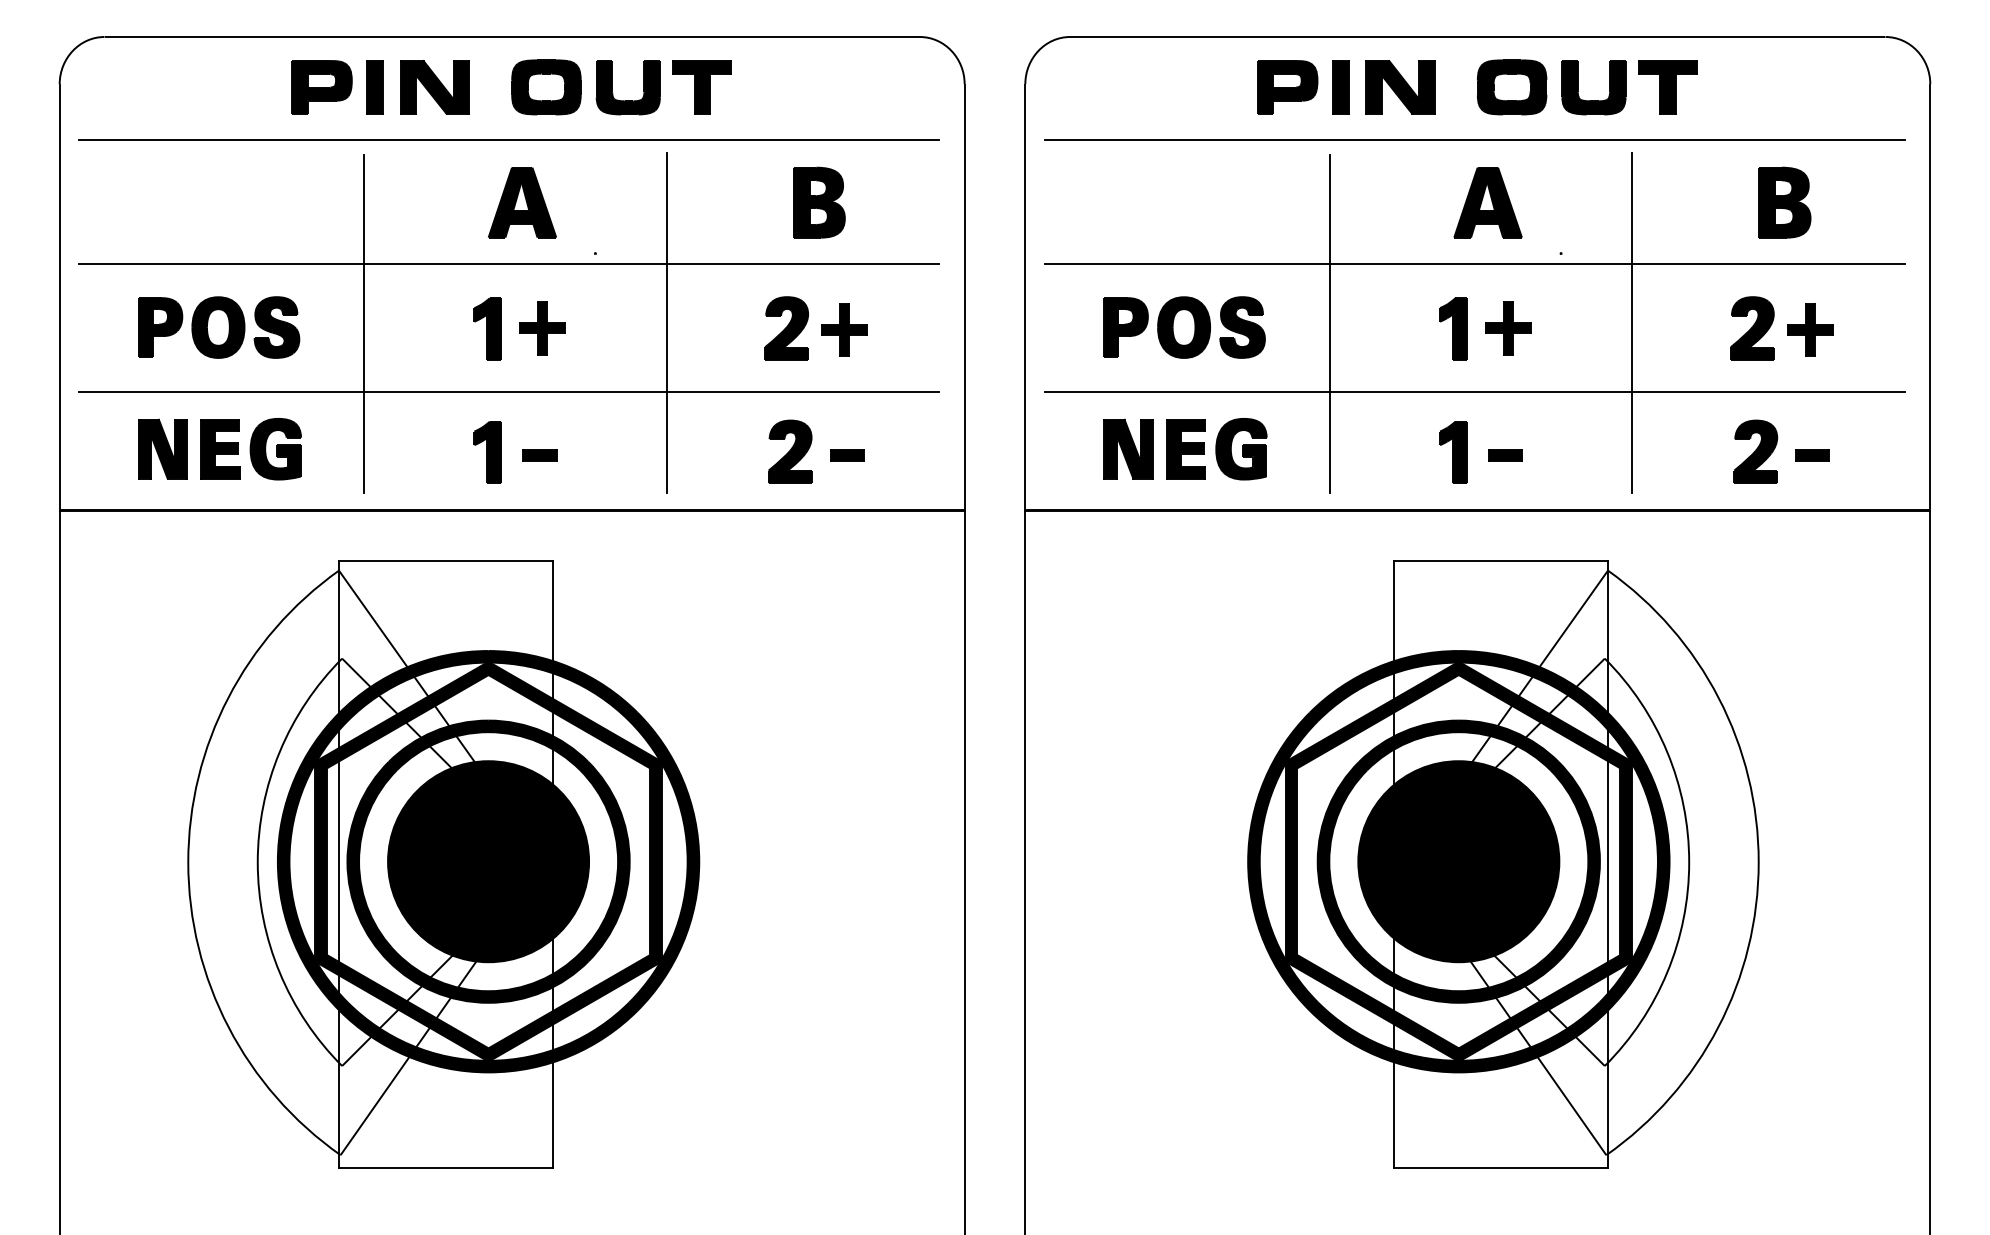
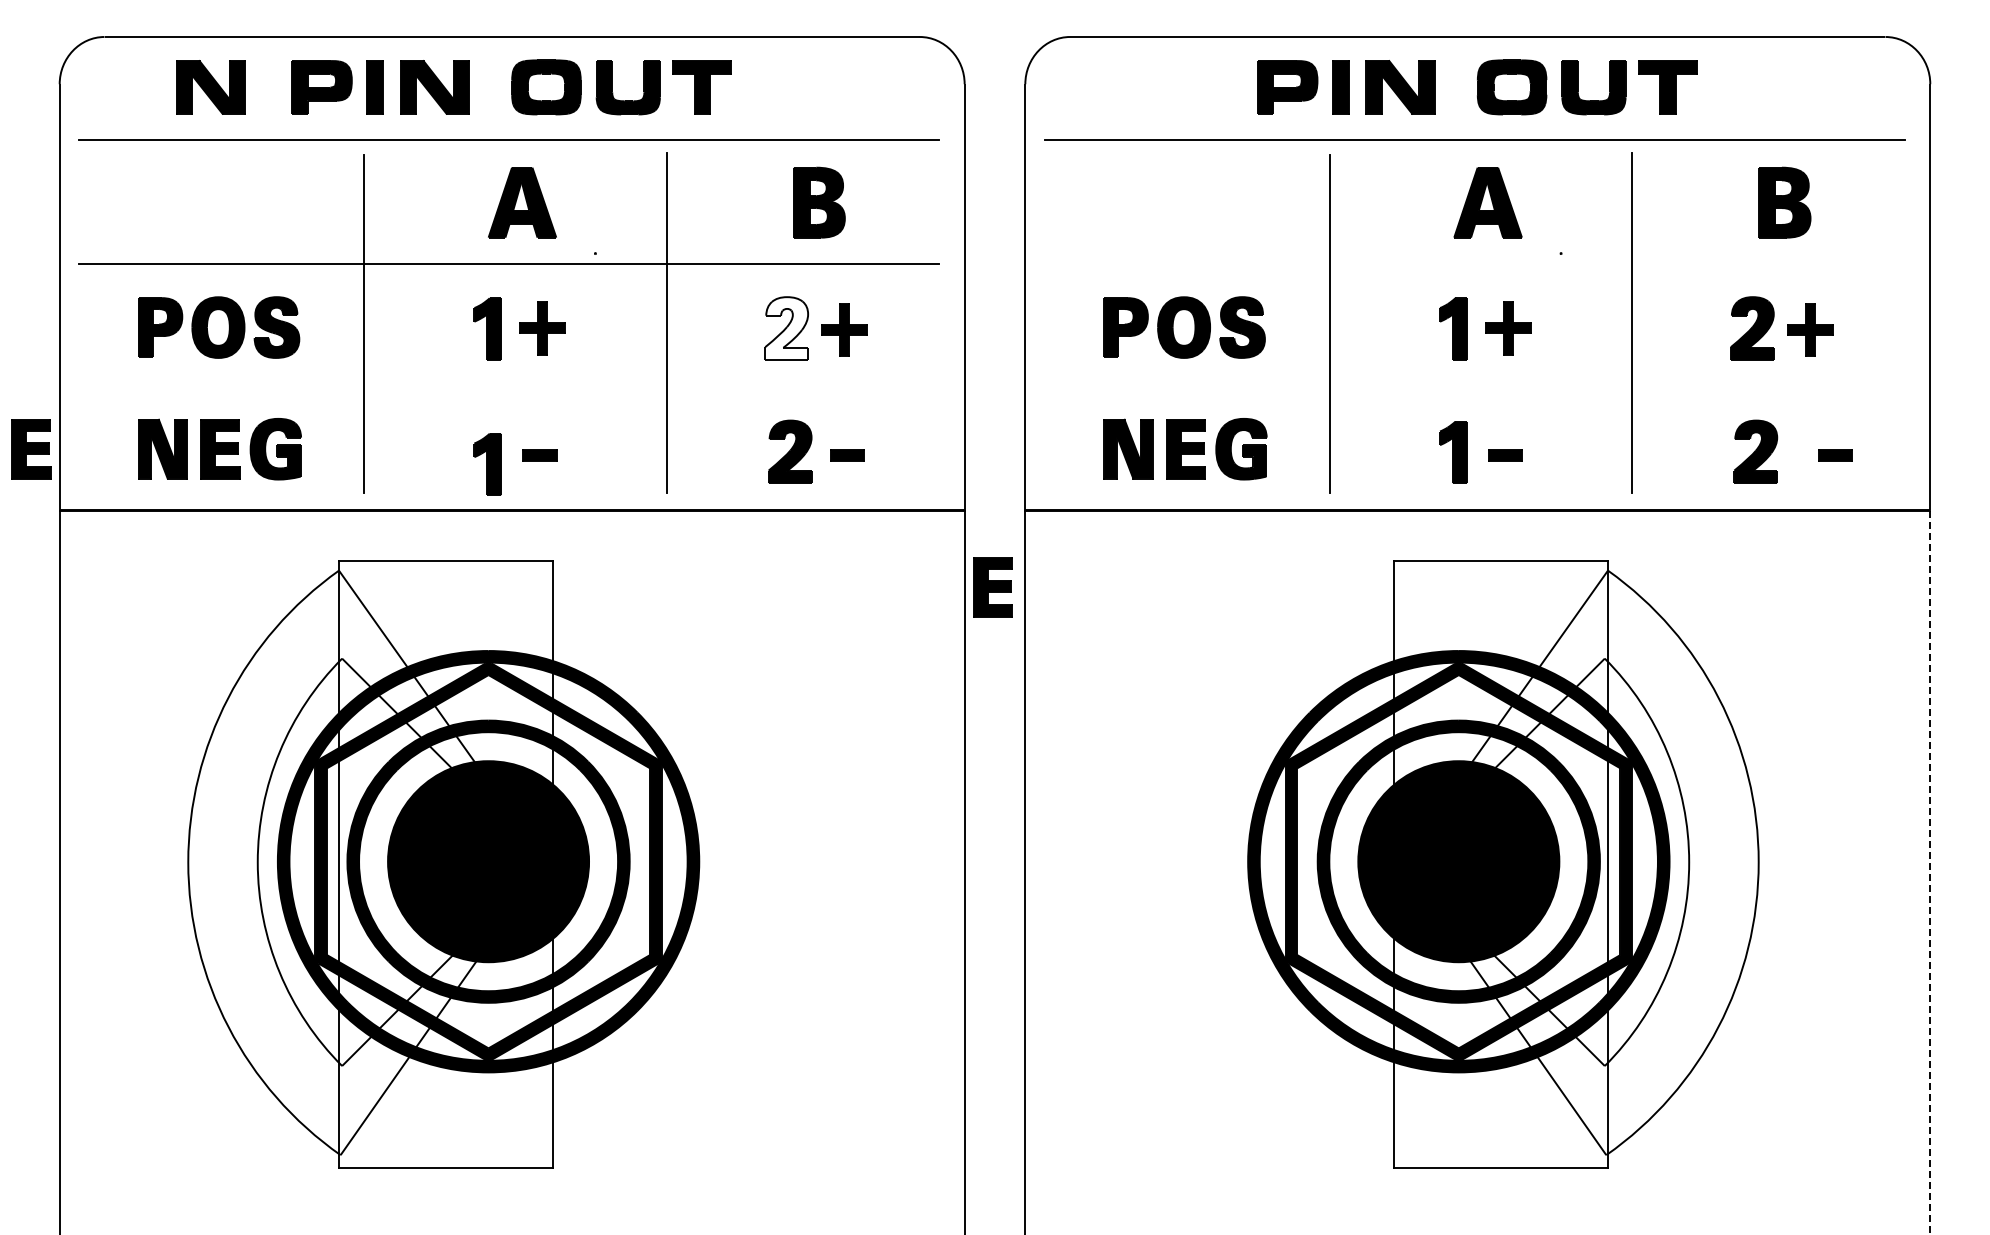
part: none -> present (210, 87)
line: present -> none (1474, 264)
fill: present -> none (786, 328)
line: present -> none (508, 391)
line: present -> none (1474, 391)
part: none -> present (31, 449)
part position: (487, 452) -> (487, 464) (487, 464)
part position: (1812, 455) -> (1835, 455) (1835, 455)
part: none -> present (992, 587)
line: solid -> dashed (1930, 872)
